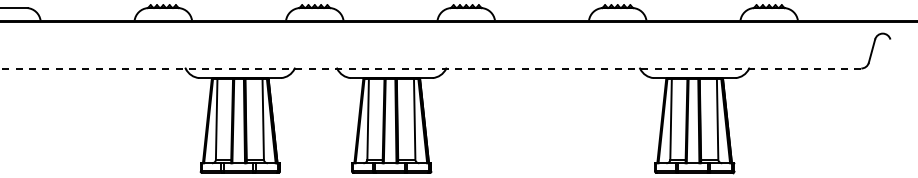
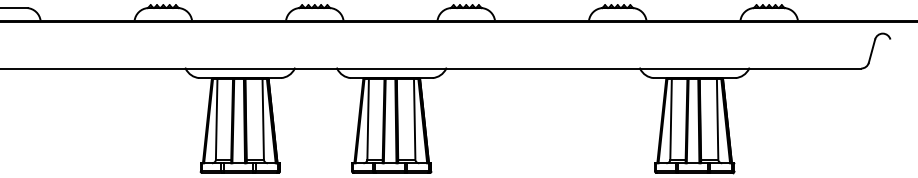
line: dashed -> solid (430, 68)
